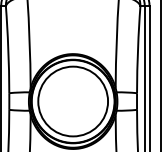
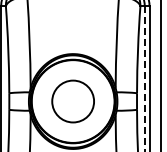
line: solid -> dashed (144, 79)
circle diameter: 70 px -> 42 px (73, 101)
